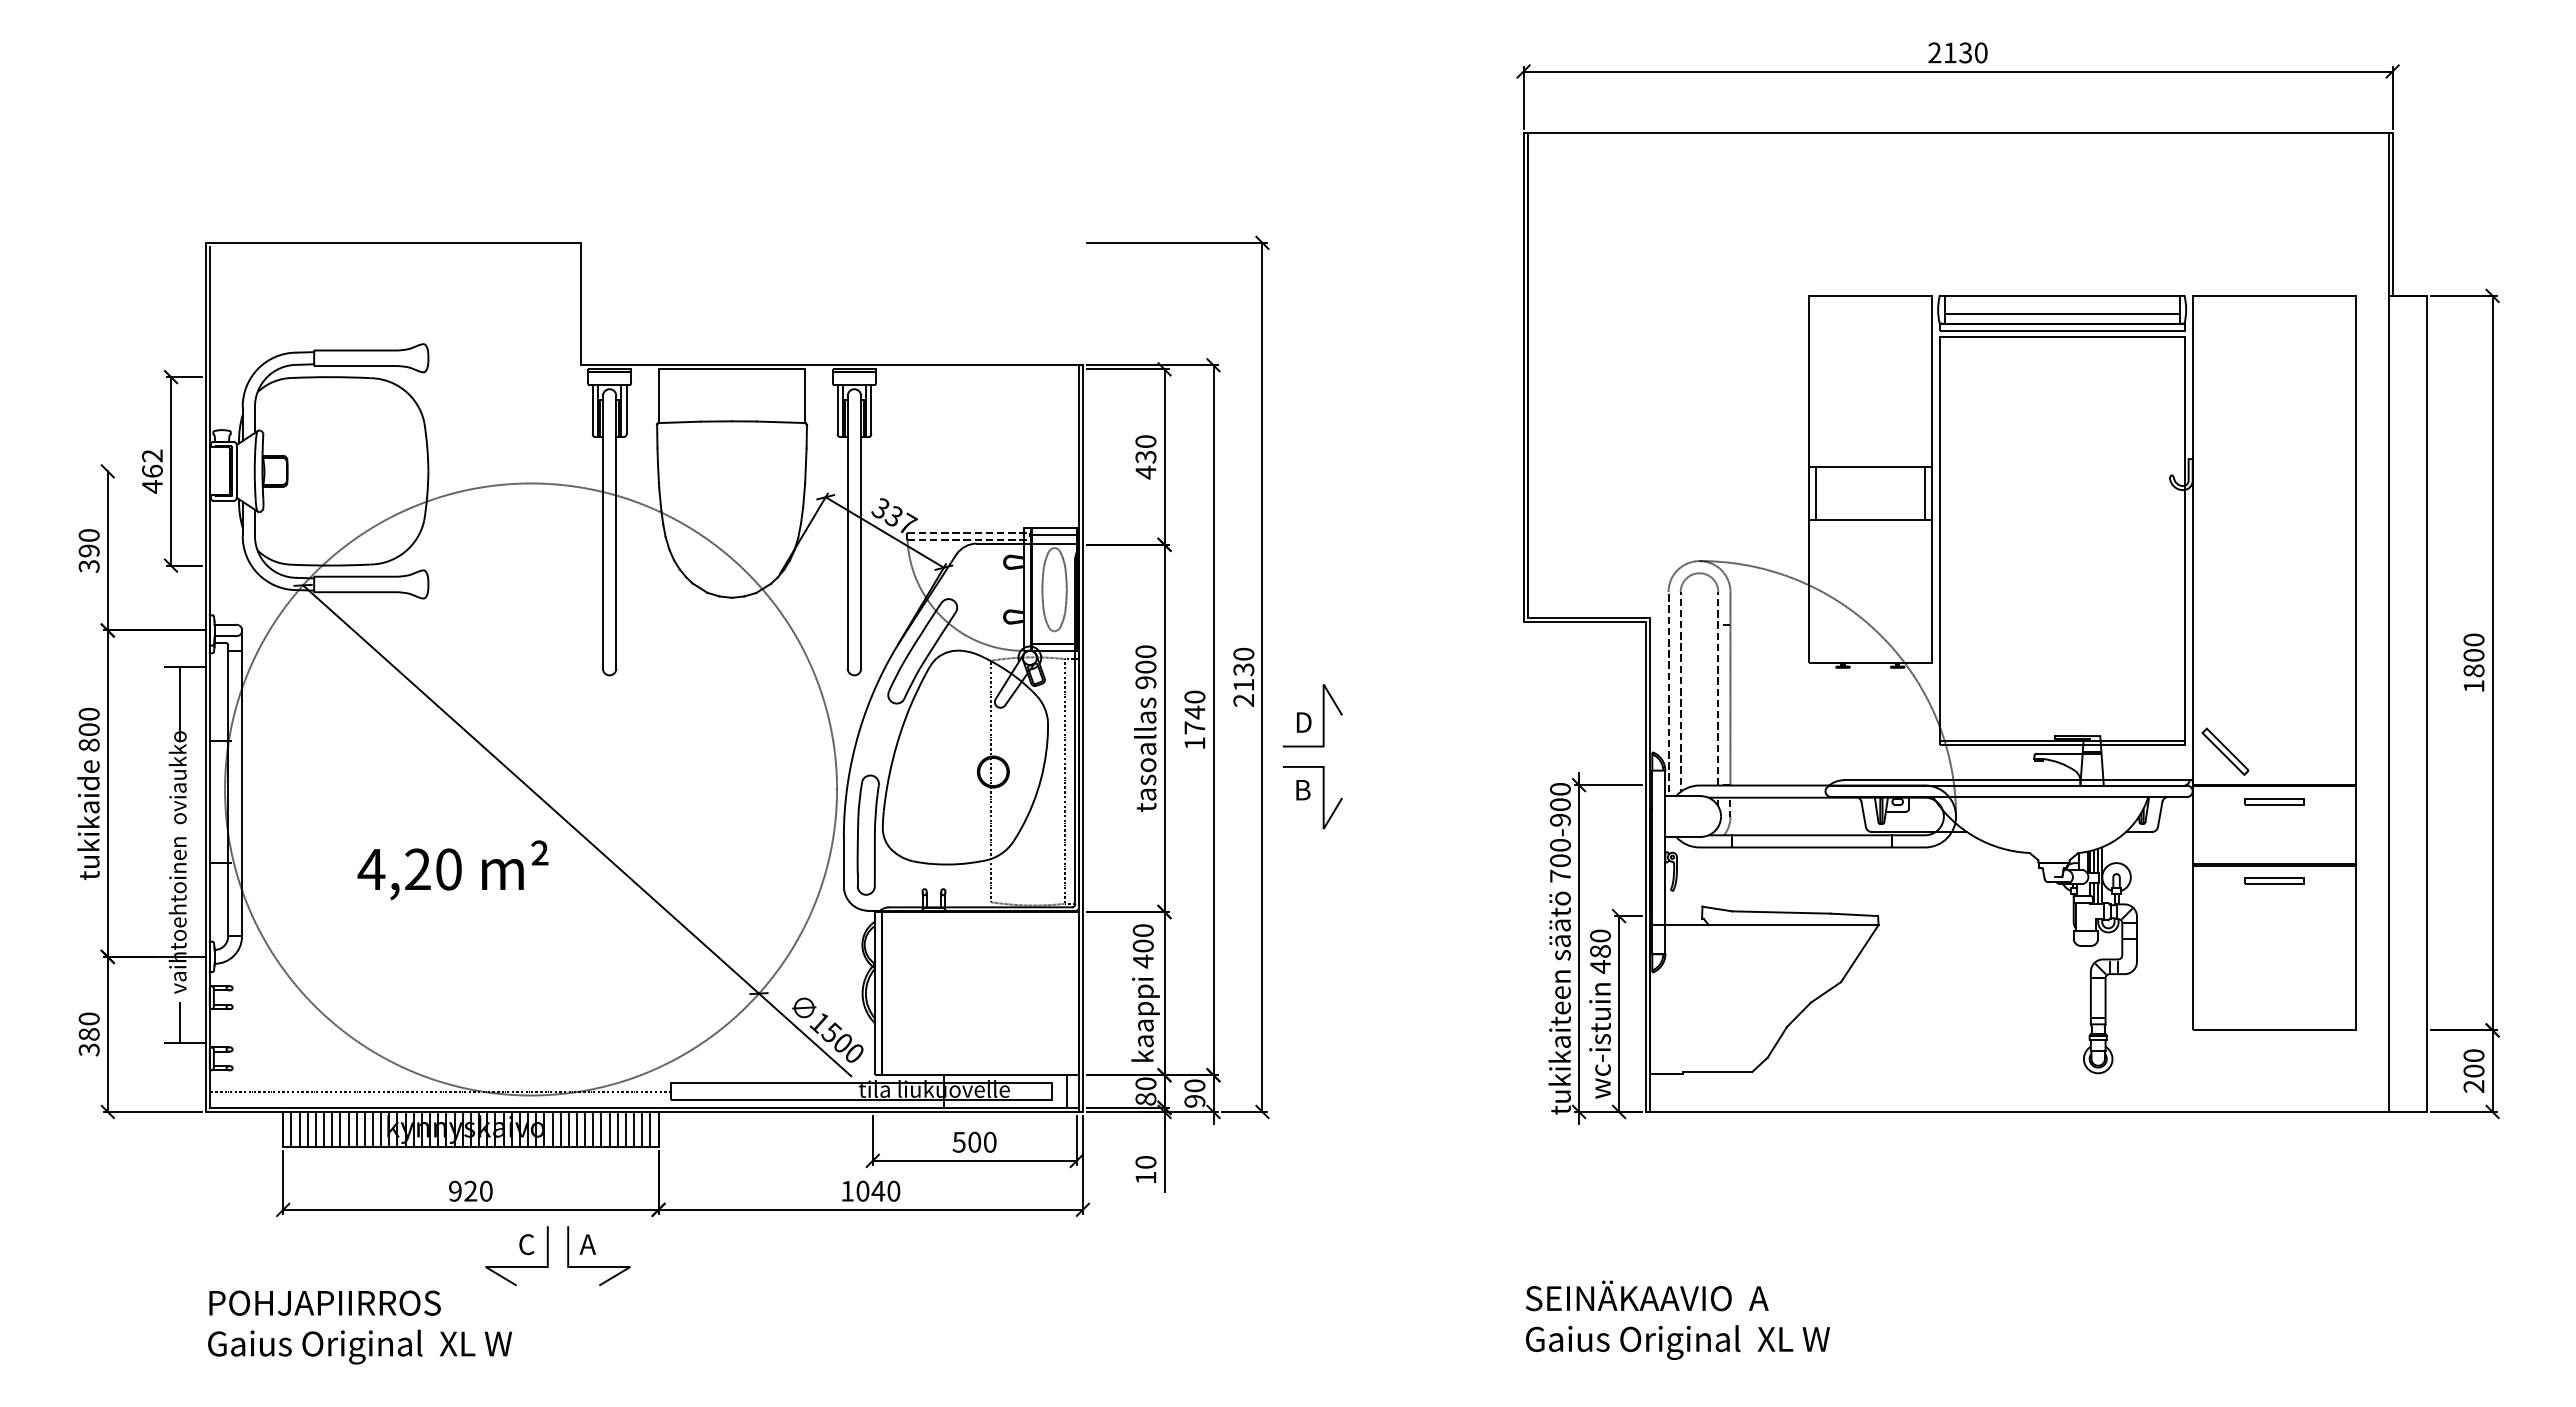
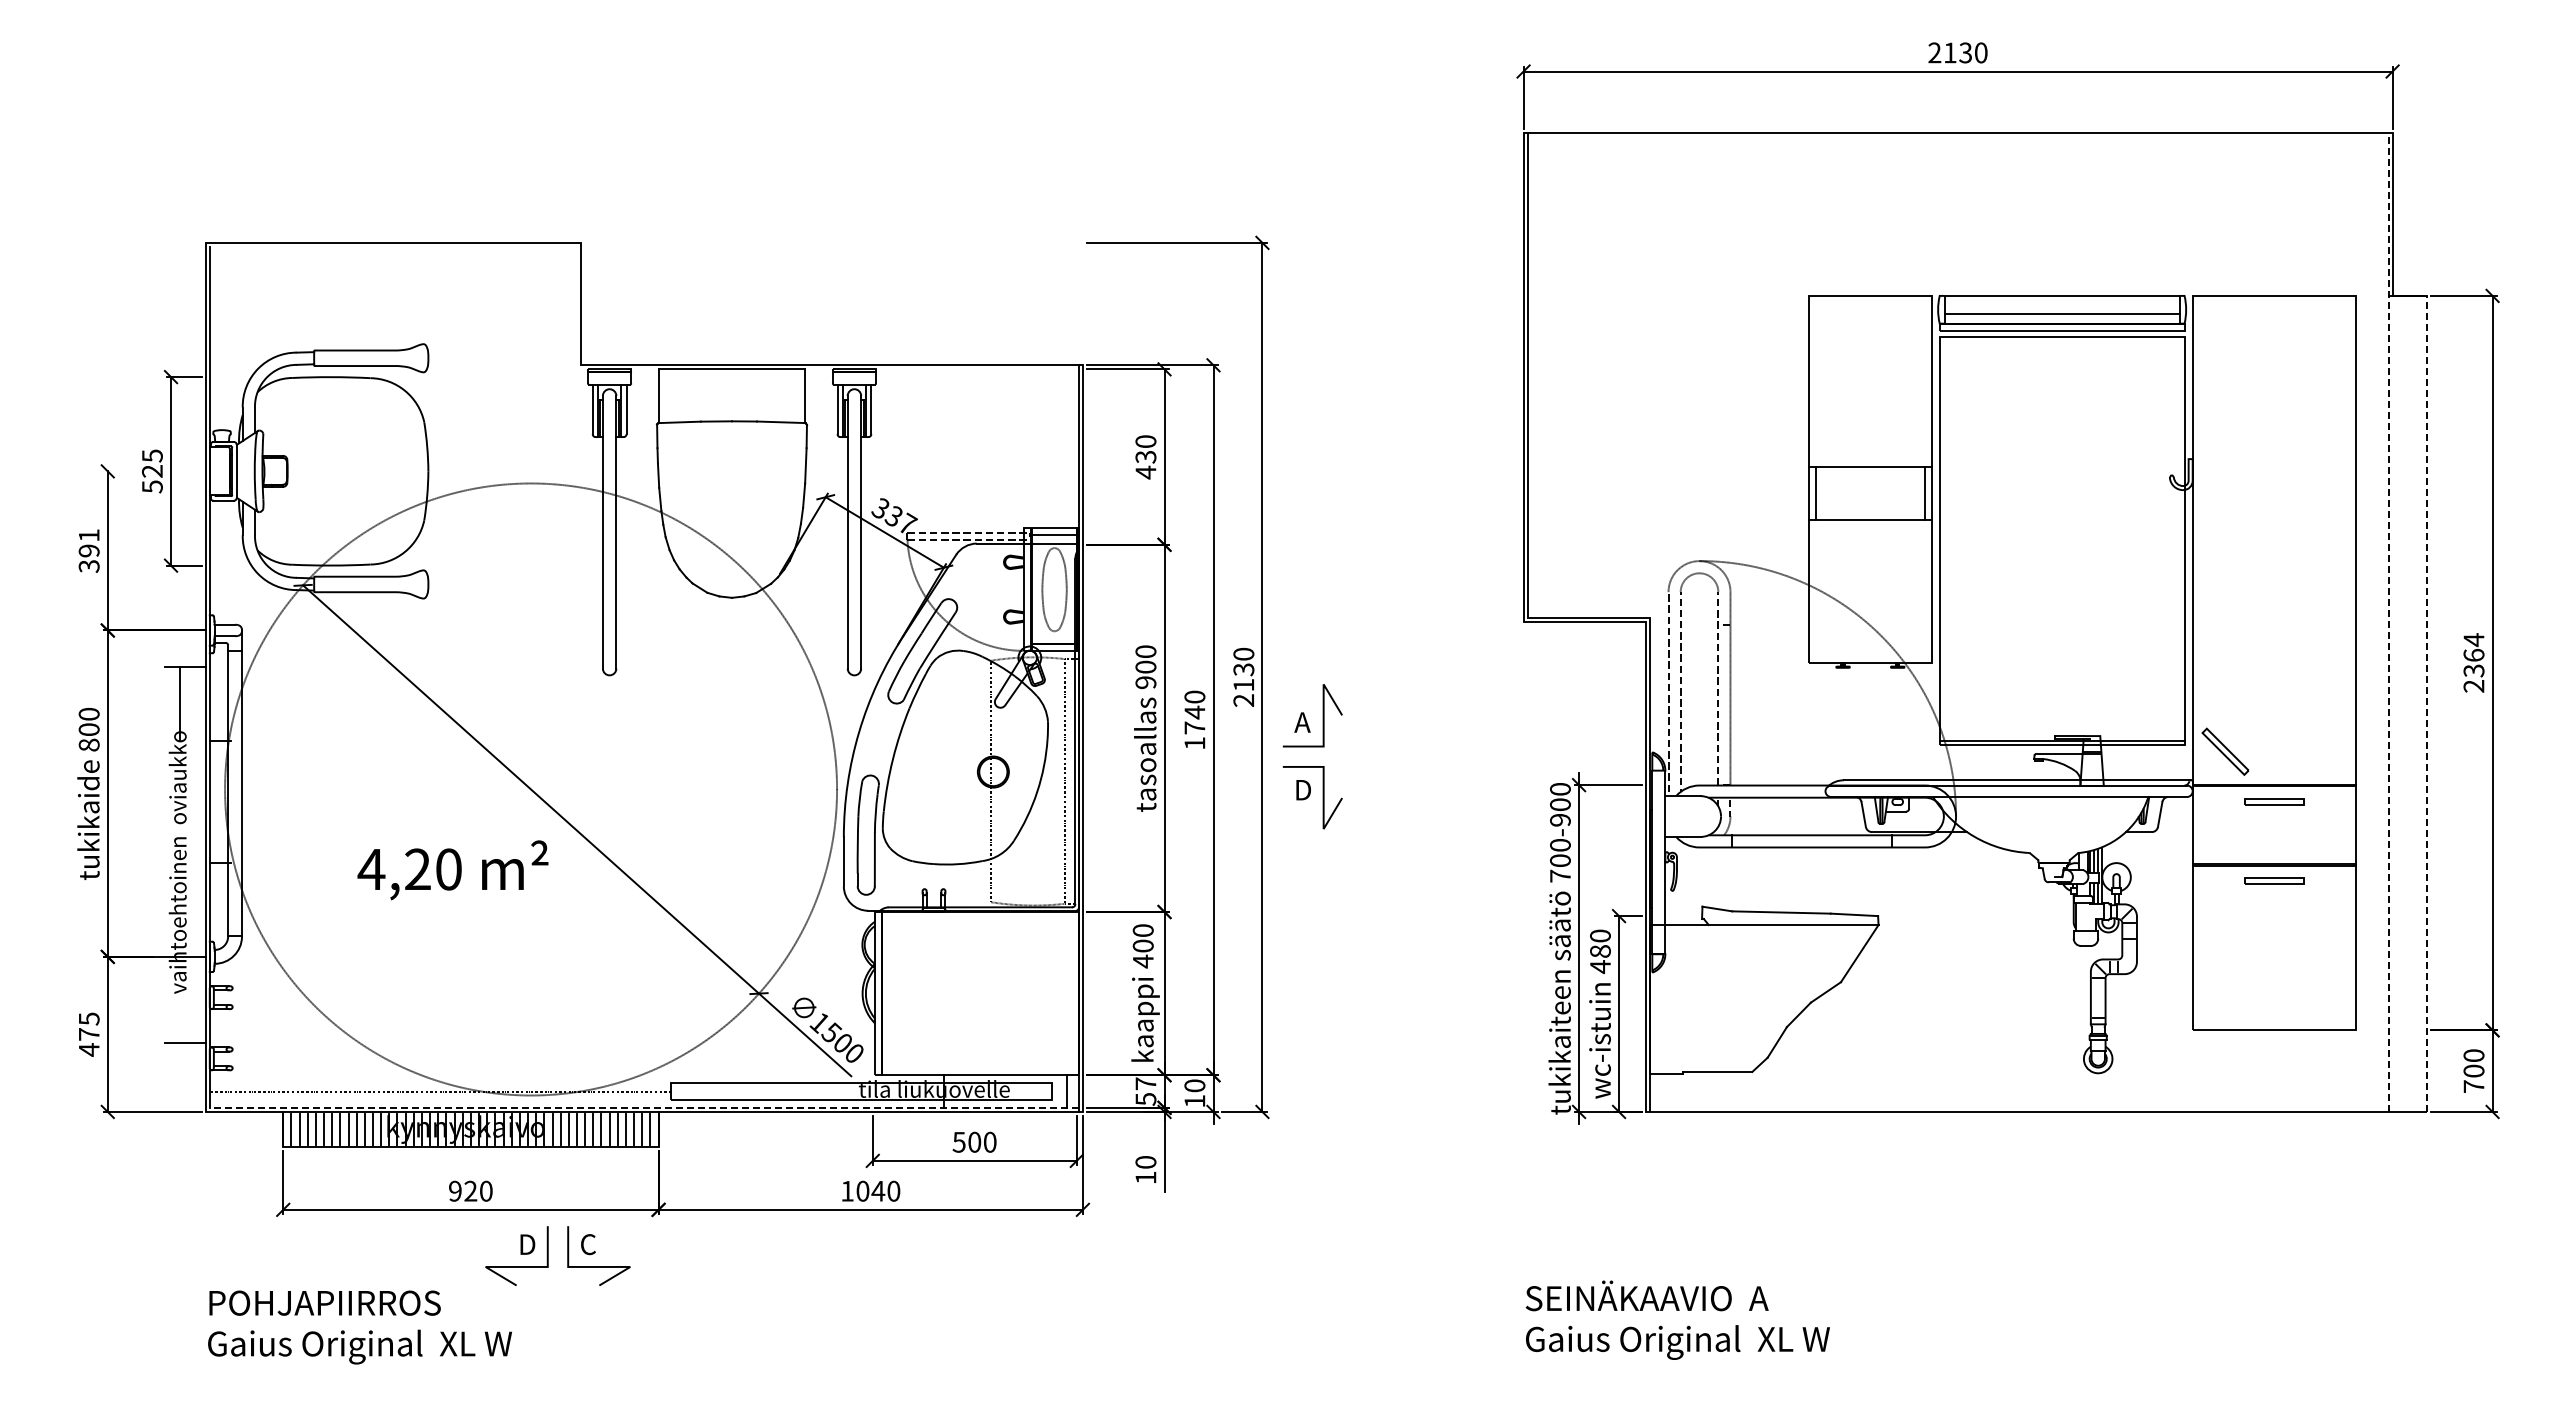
text: 462 -> 525 (152, 471)
text: 390 -> 391 (88, 535)
line: solid -> dashed (2388, 622)
text: 1800 -> 2364 (2473, 662)
line: solid -> dashed (2427, 703)
text: D -> A (1302, 722)
text: B -> D (1304, 790)
line: present -> none (180, 1022)
text: 380 -> 475 (88, 1034)
text: 200 -> 700 (2473, 1086)
text: 80 -> 57 (1145, 1091)
text: 90 -> 10 (1194, 1101)
line: solid -> dashed (644, 1107)
text: C -> D (527, 1244)
text: A -> C (587, 1244)
